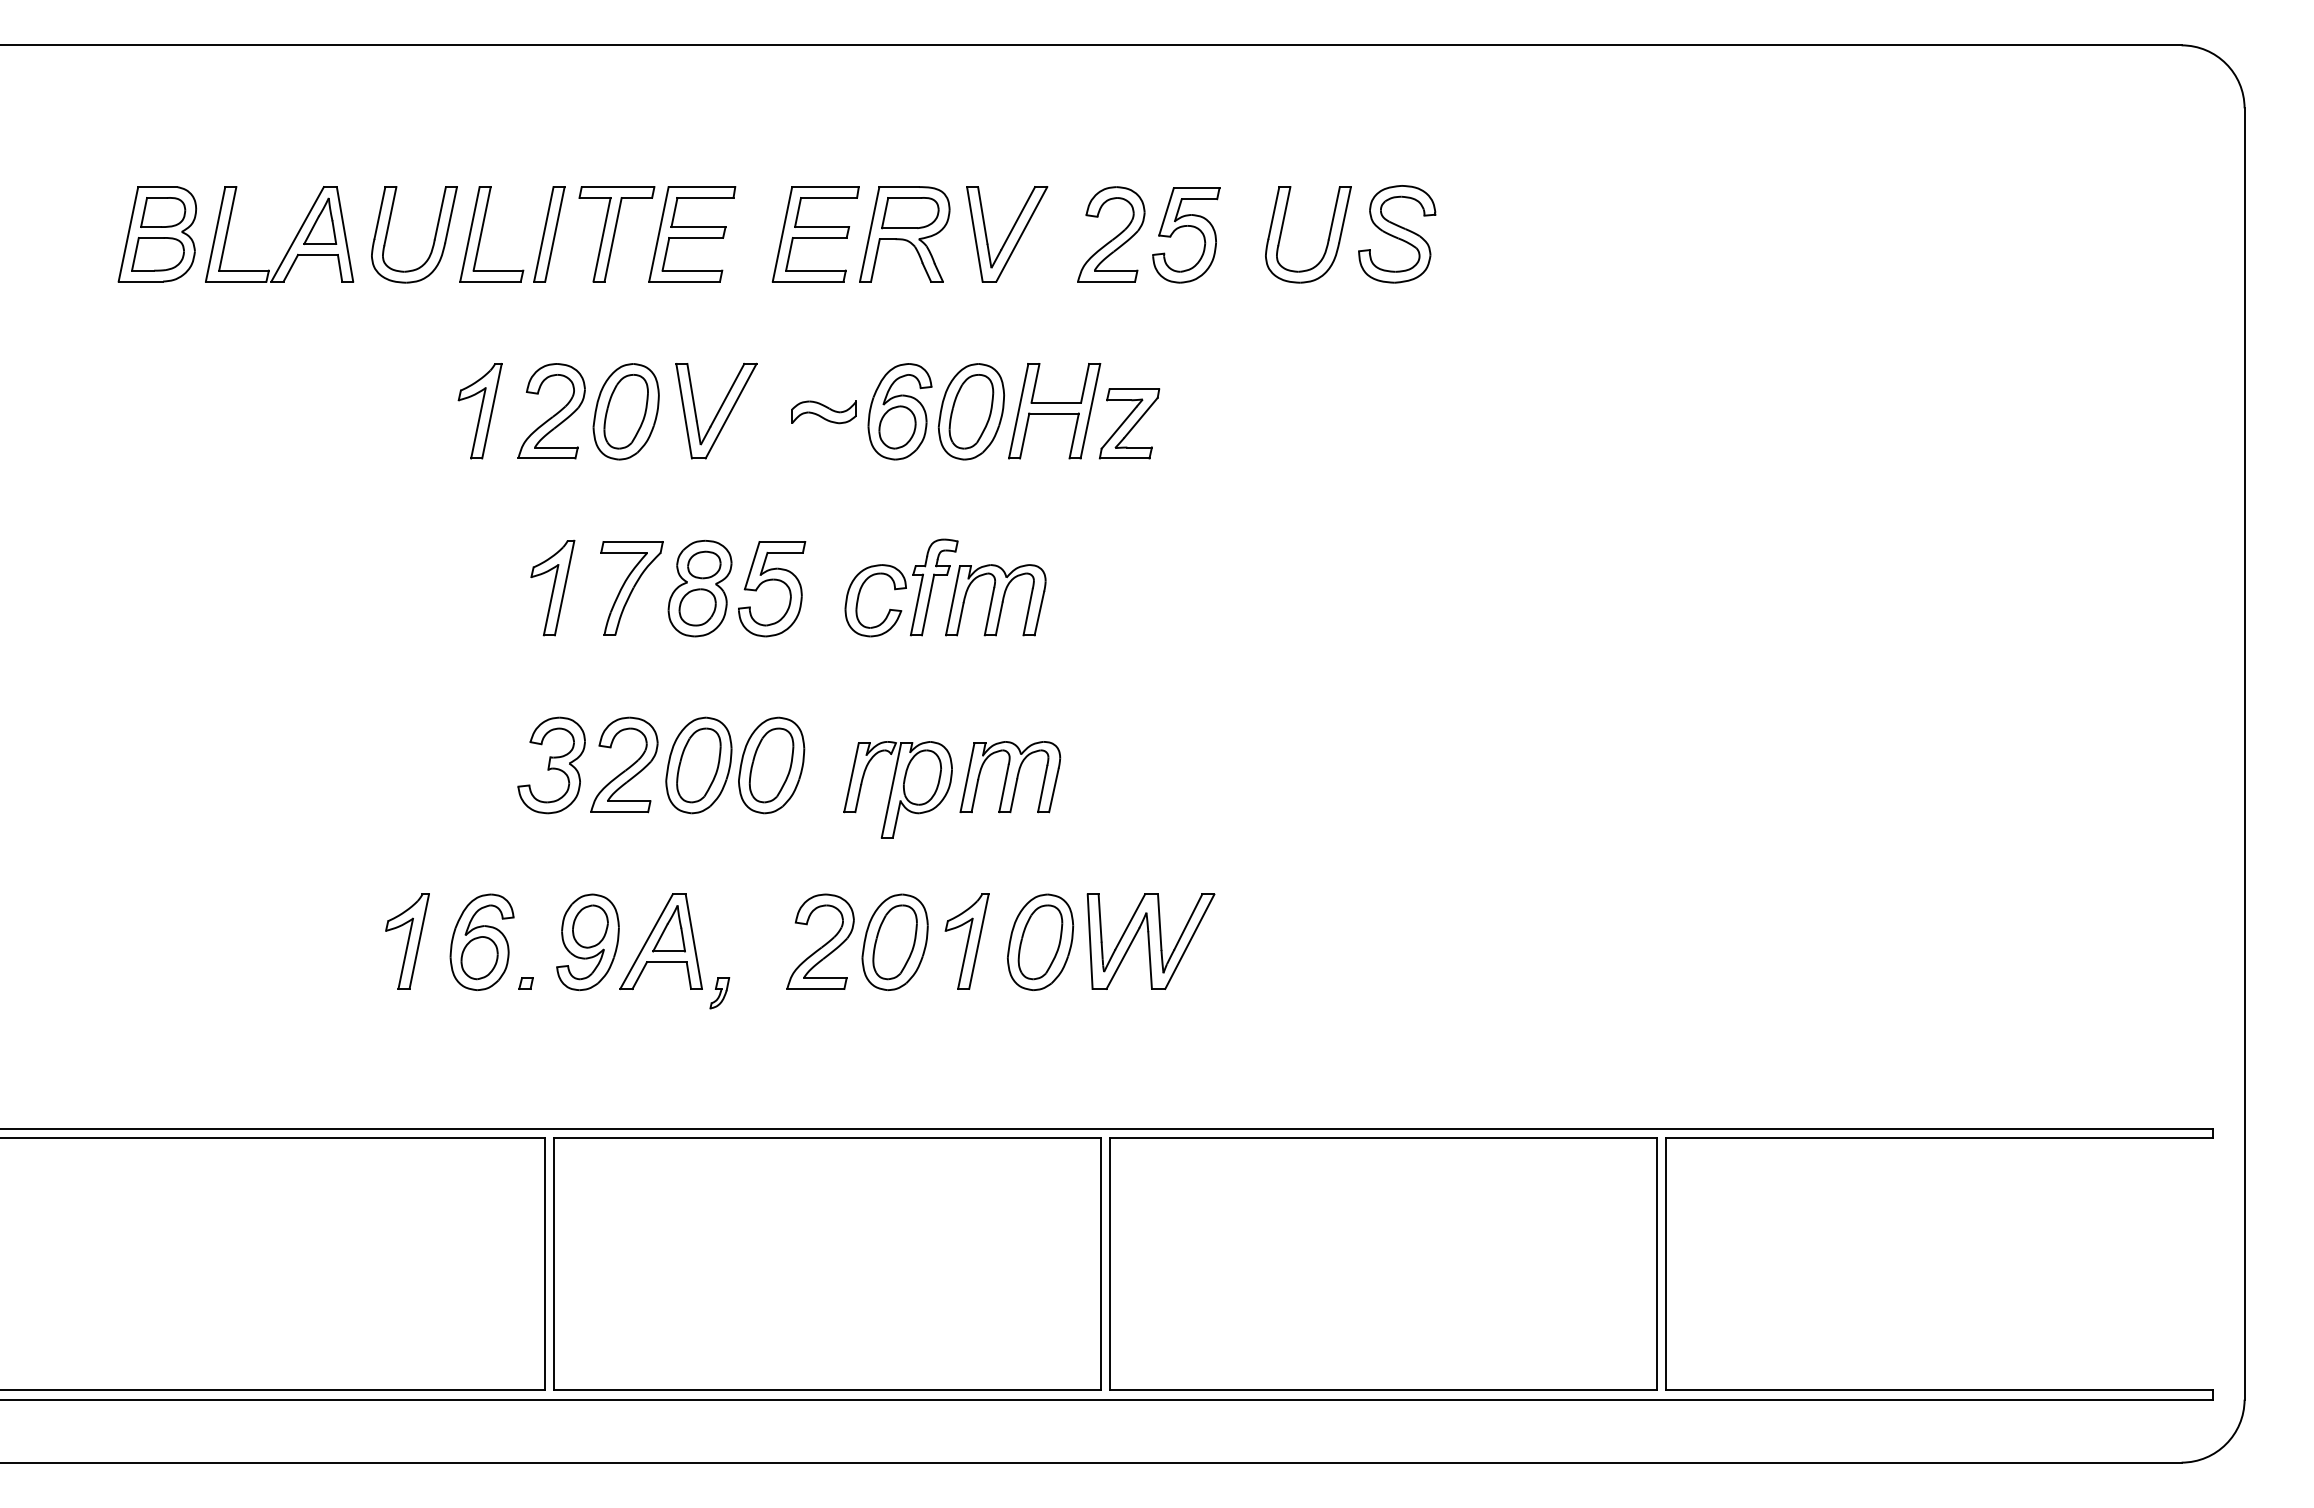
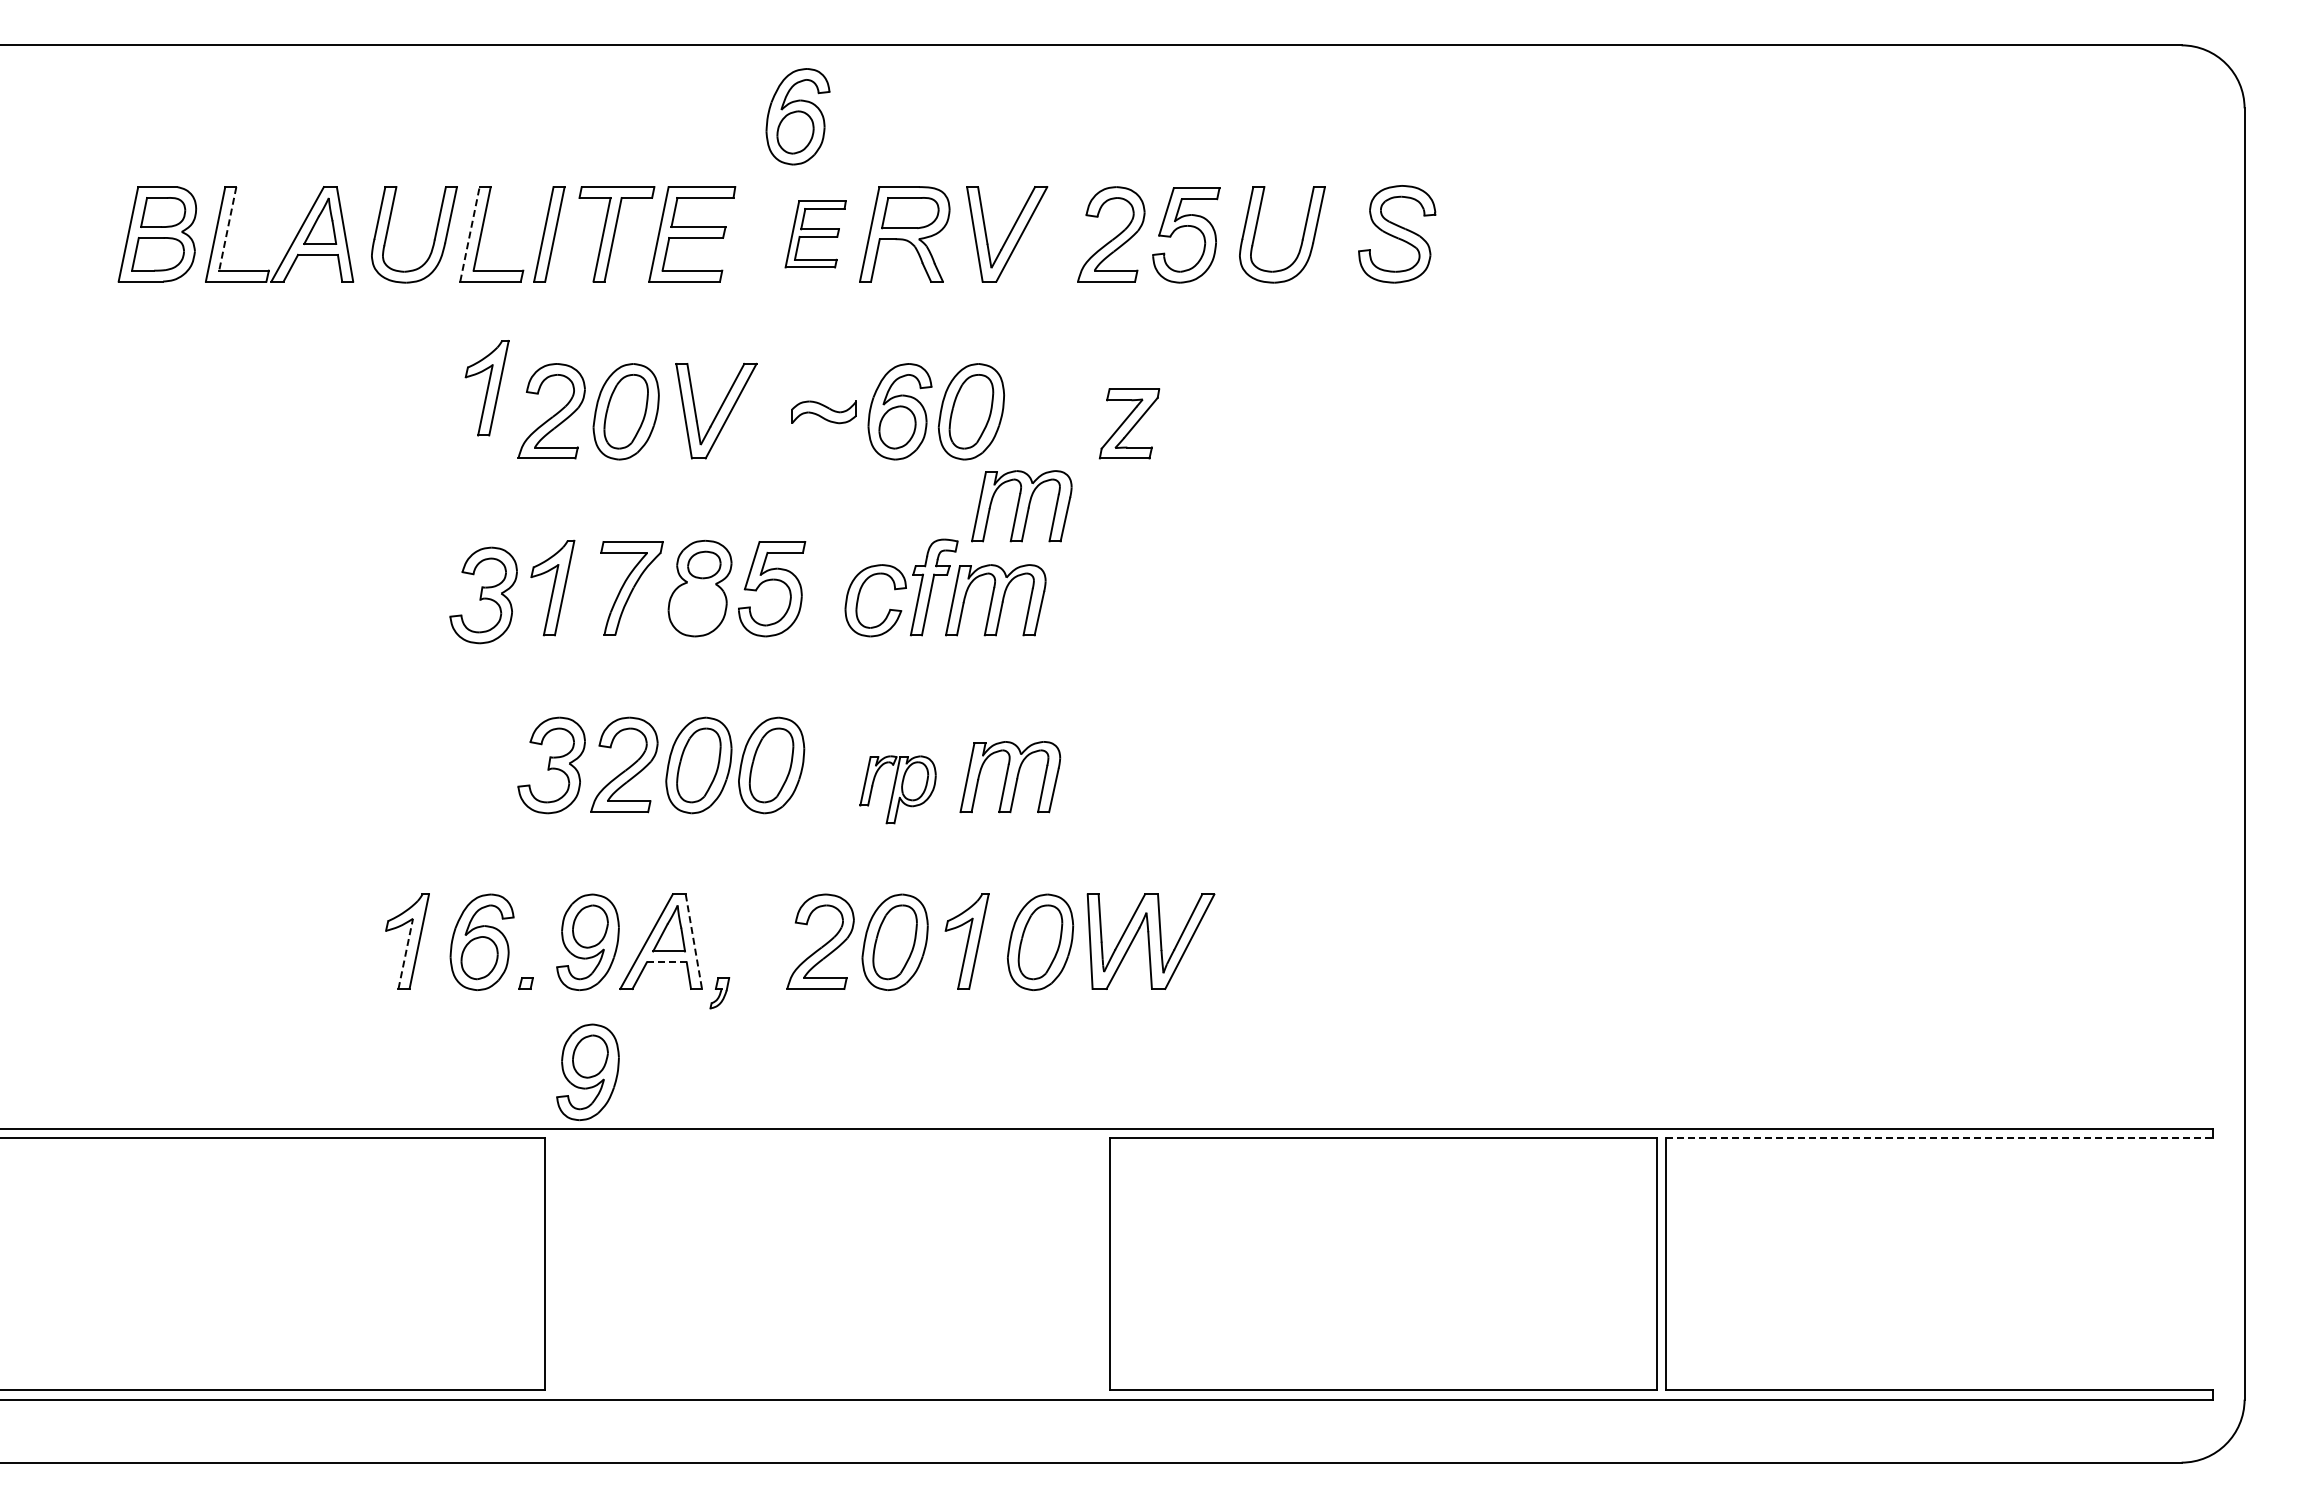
part: none -> present (797, 116)
line: solid -> dashed (227, 228)
line: solid -> dashed (470, 233)
part size: 89x97 px -> 63x69 px (815, 234)
part position: (1327, 239) -> (1301, 239) (1301, 239)
part position: (479, 411) -> (486, 388) (486, 388)
part: present -> none (1054, 411)
part: none -> present (1021, 506)
part: none -> present (483, 595)
part: present -> none (697, 607)
part size: 110x98 px -> 78x70 px (897, 789)
line: solid -> dashed (693, 941)
line: solid -> dashed (405, 953)
line: solid -> dashed (666, 962)
part: none -> present (587, 1072)
line: solid -> dashed (1940, 1138)
part: present -> none (827, 1263)
